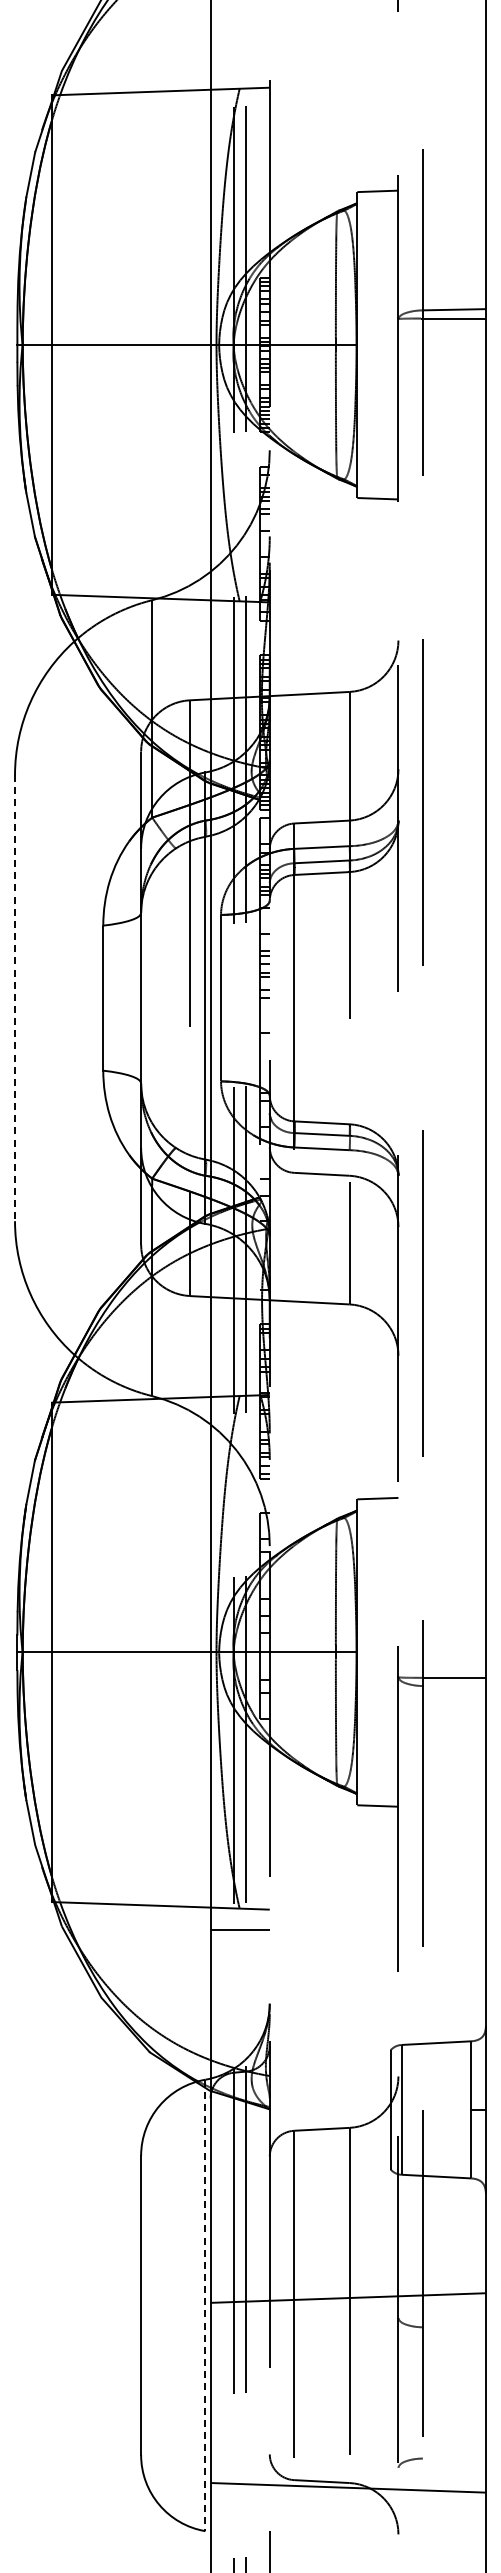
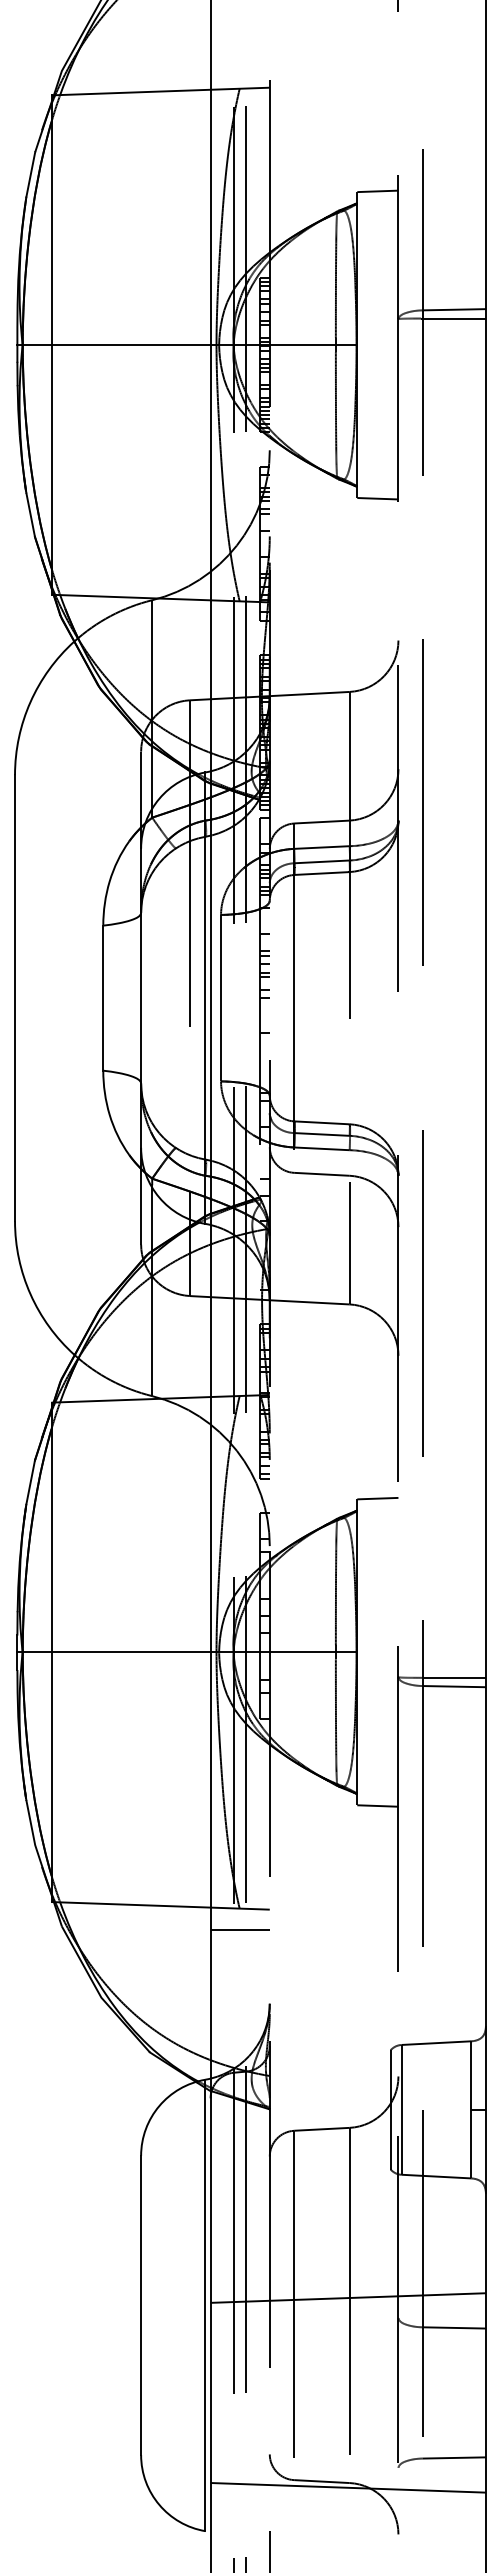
line: dashed -> solid (15, 998)
line: none -> present (453, 1686)
line: dashed -> solid (205, 2305)
line: none -> present (453, 2327)
line: none -> present (453, 2457)
